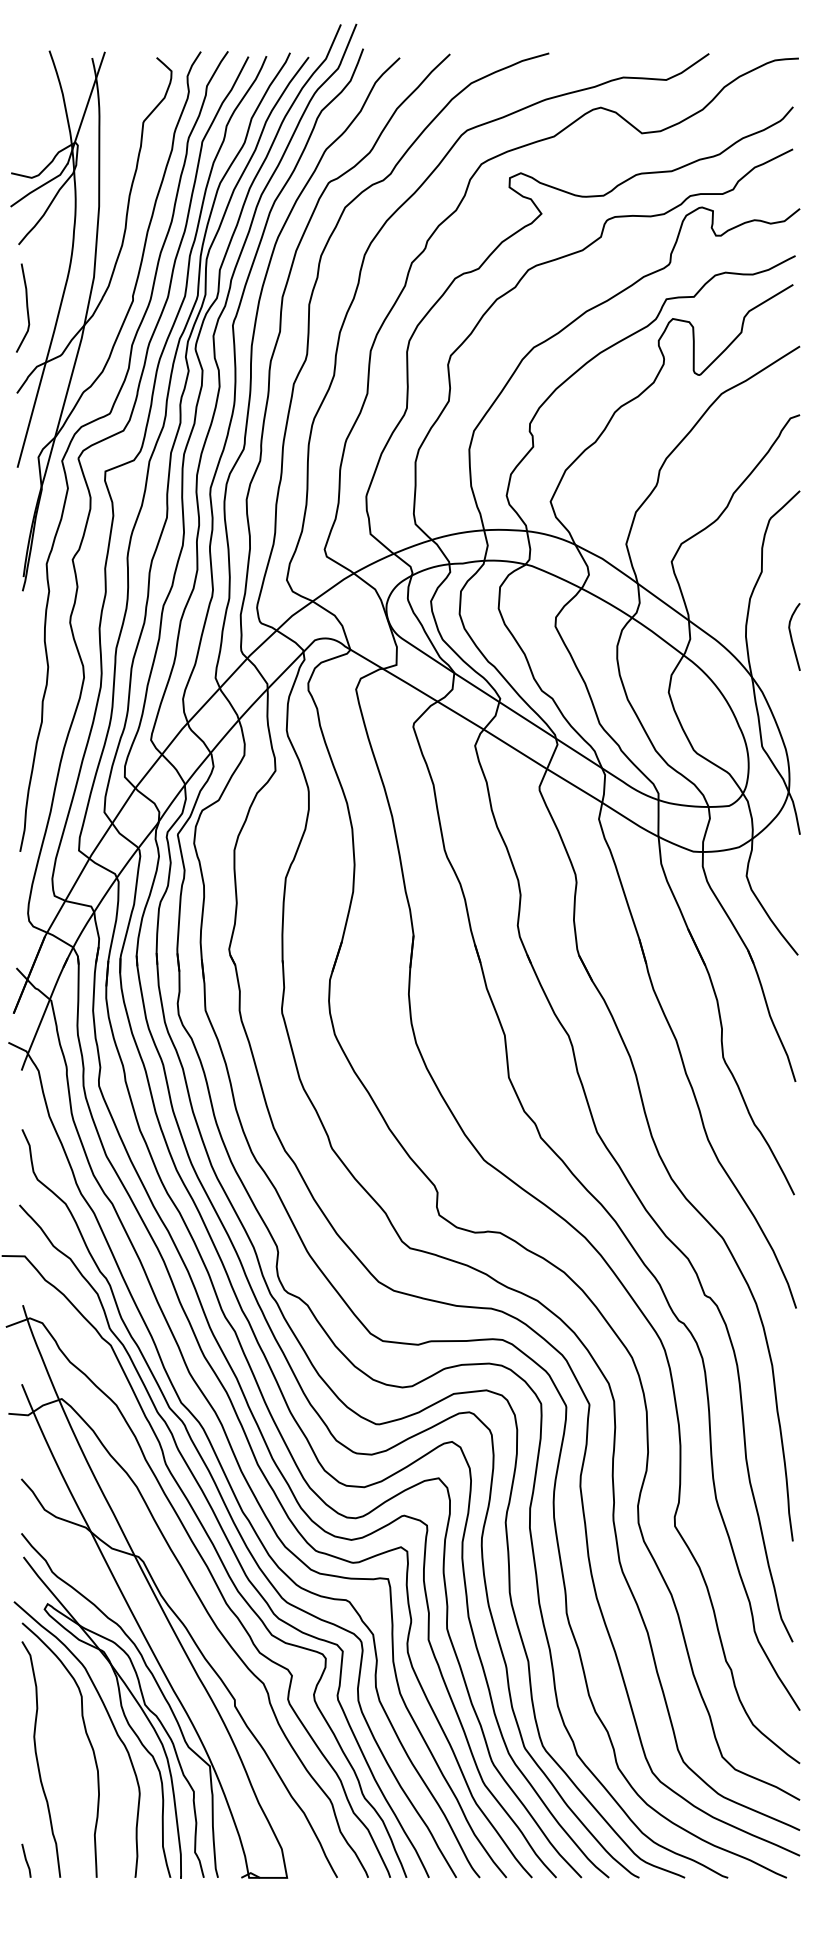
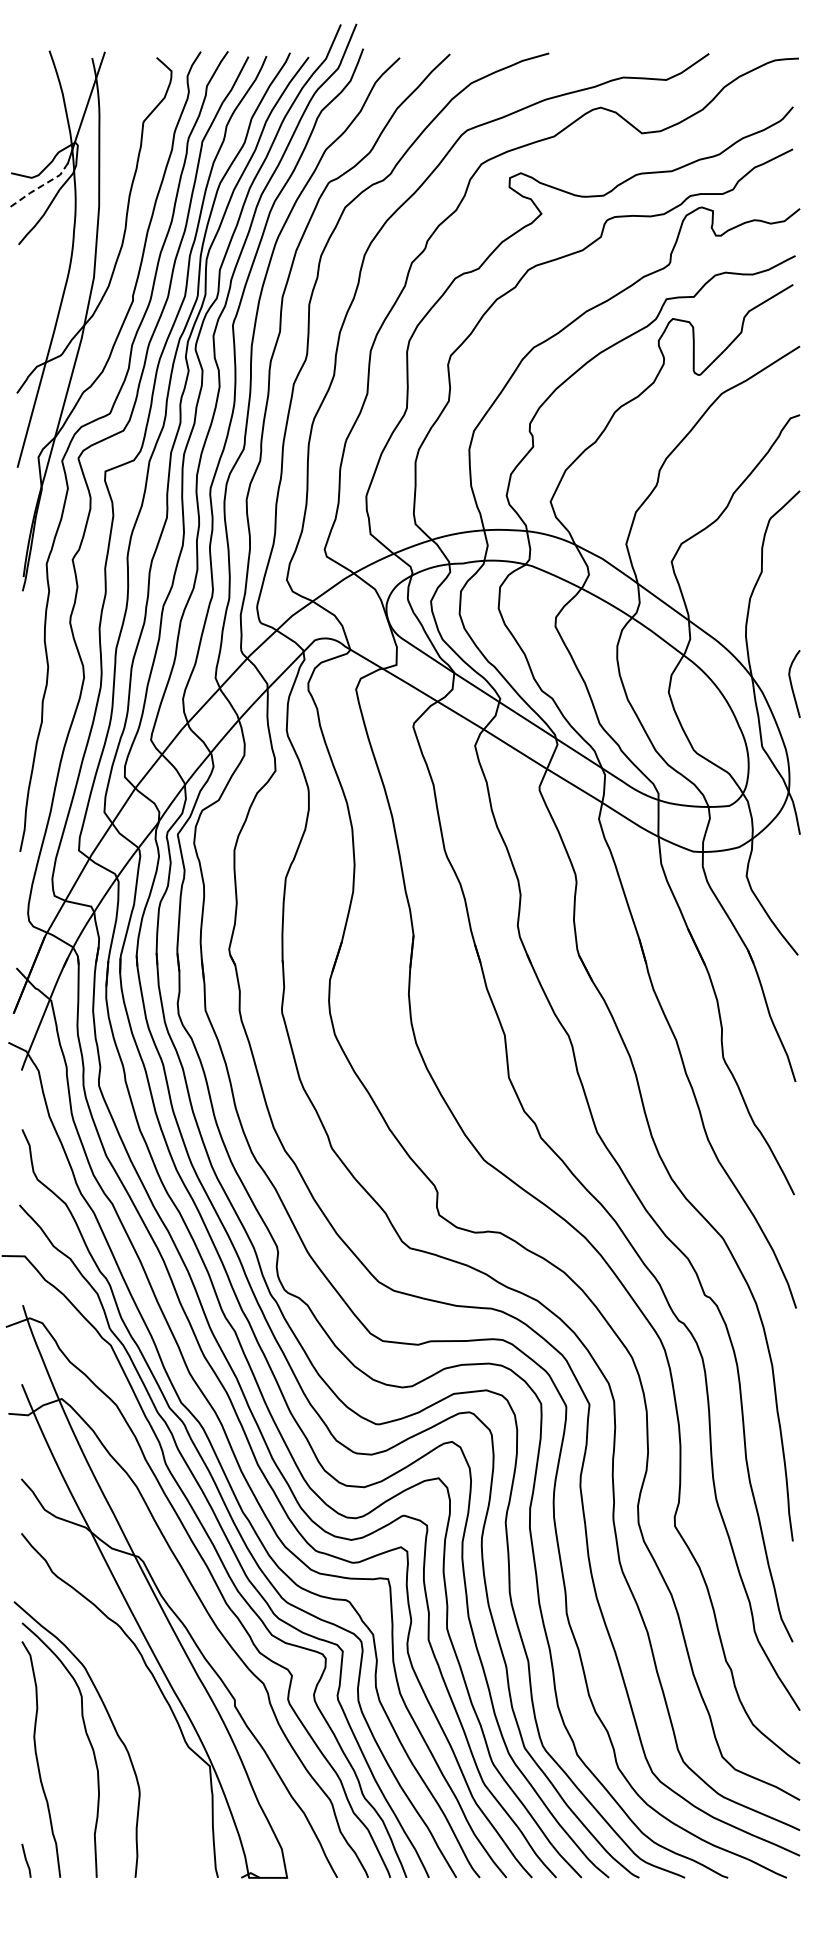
line: solid -> dashed (40, 186)
curve: present -> none (26, 307)
curve position: (792, 637) -> (792, 684) (792, 684)
part: present -> none (123, 1715)
